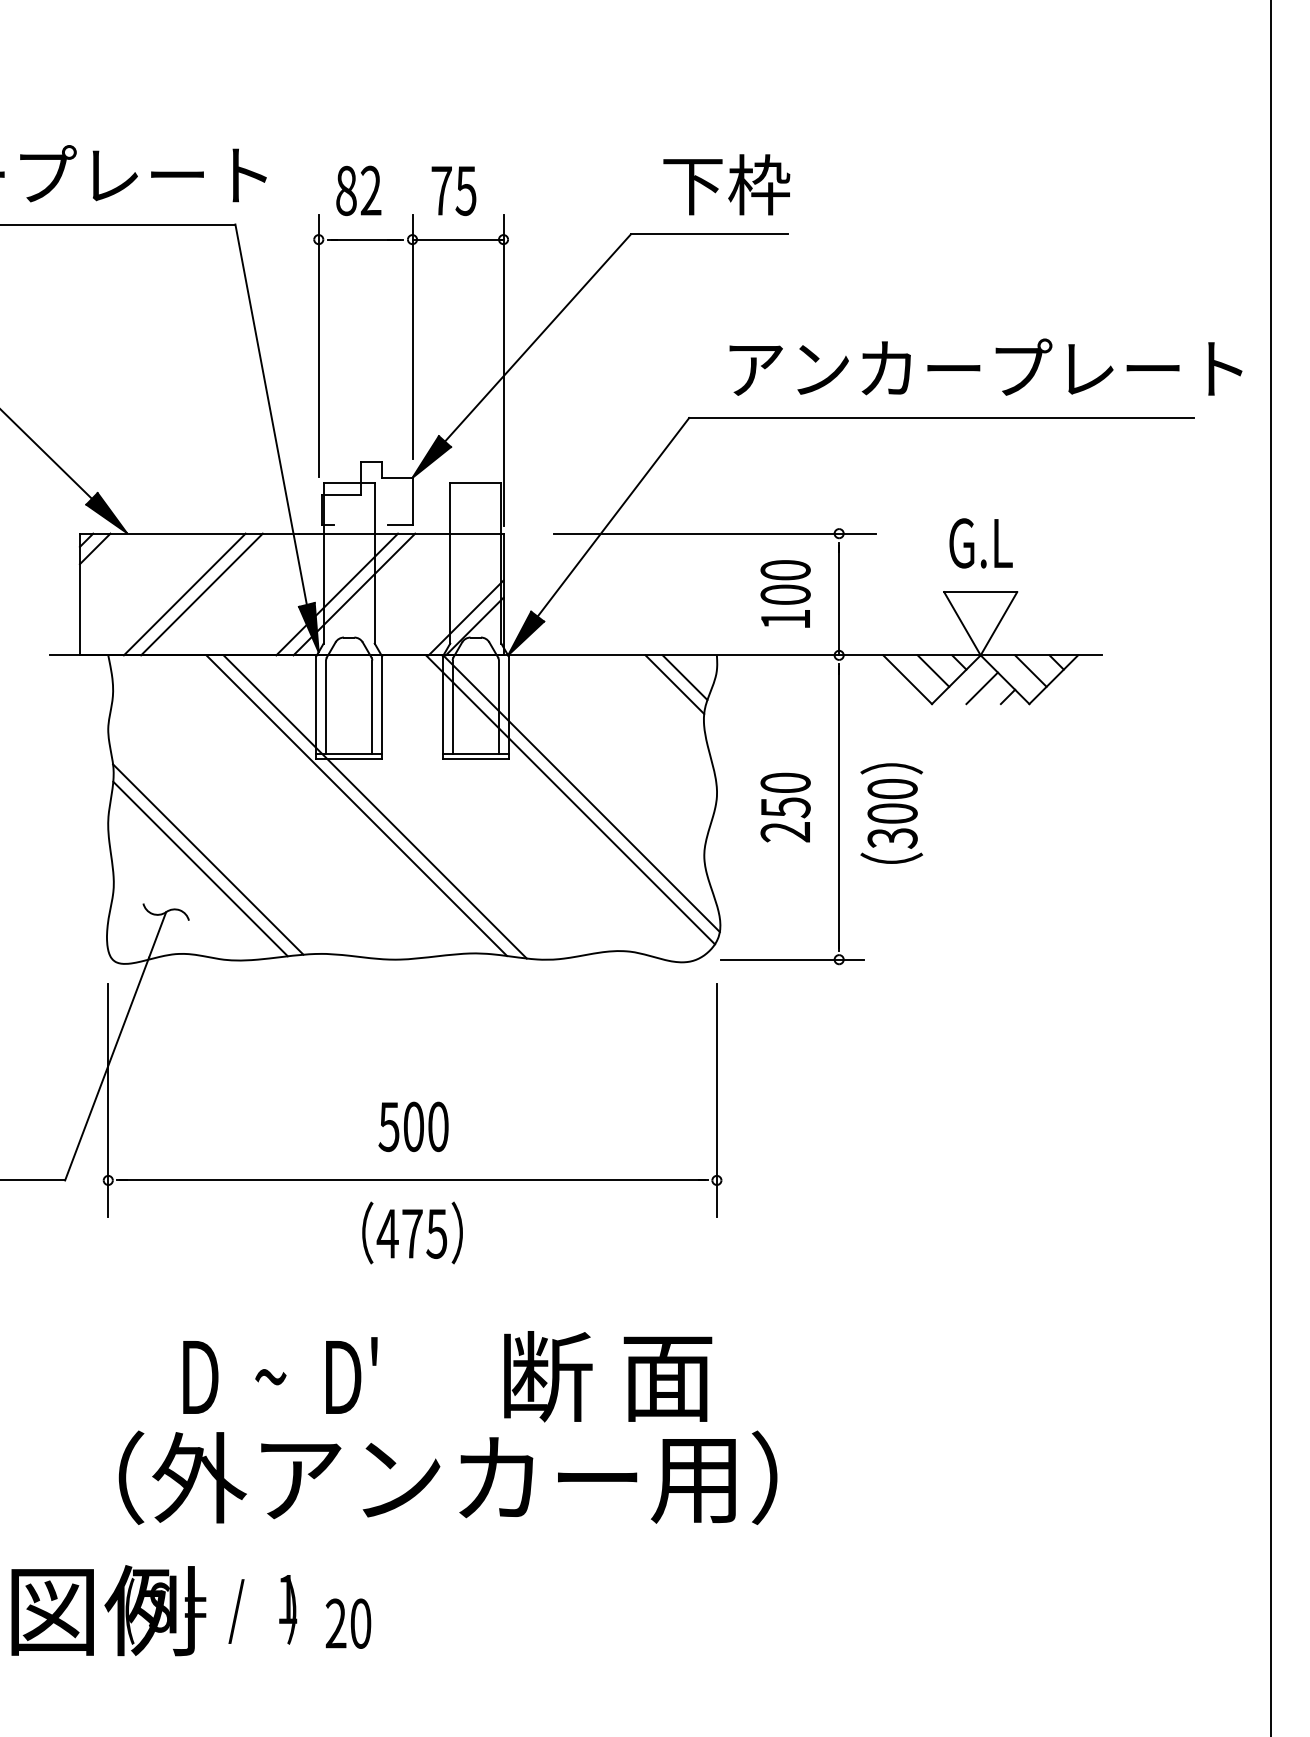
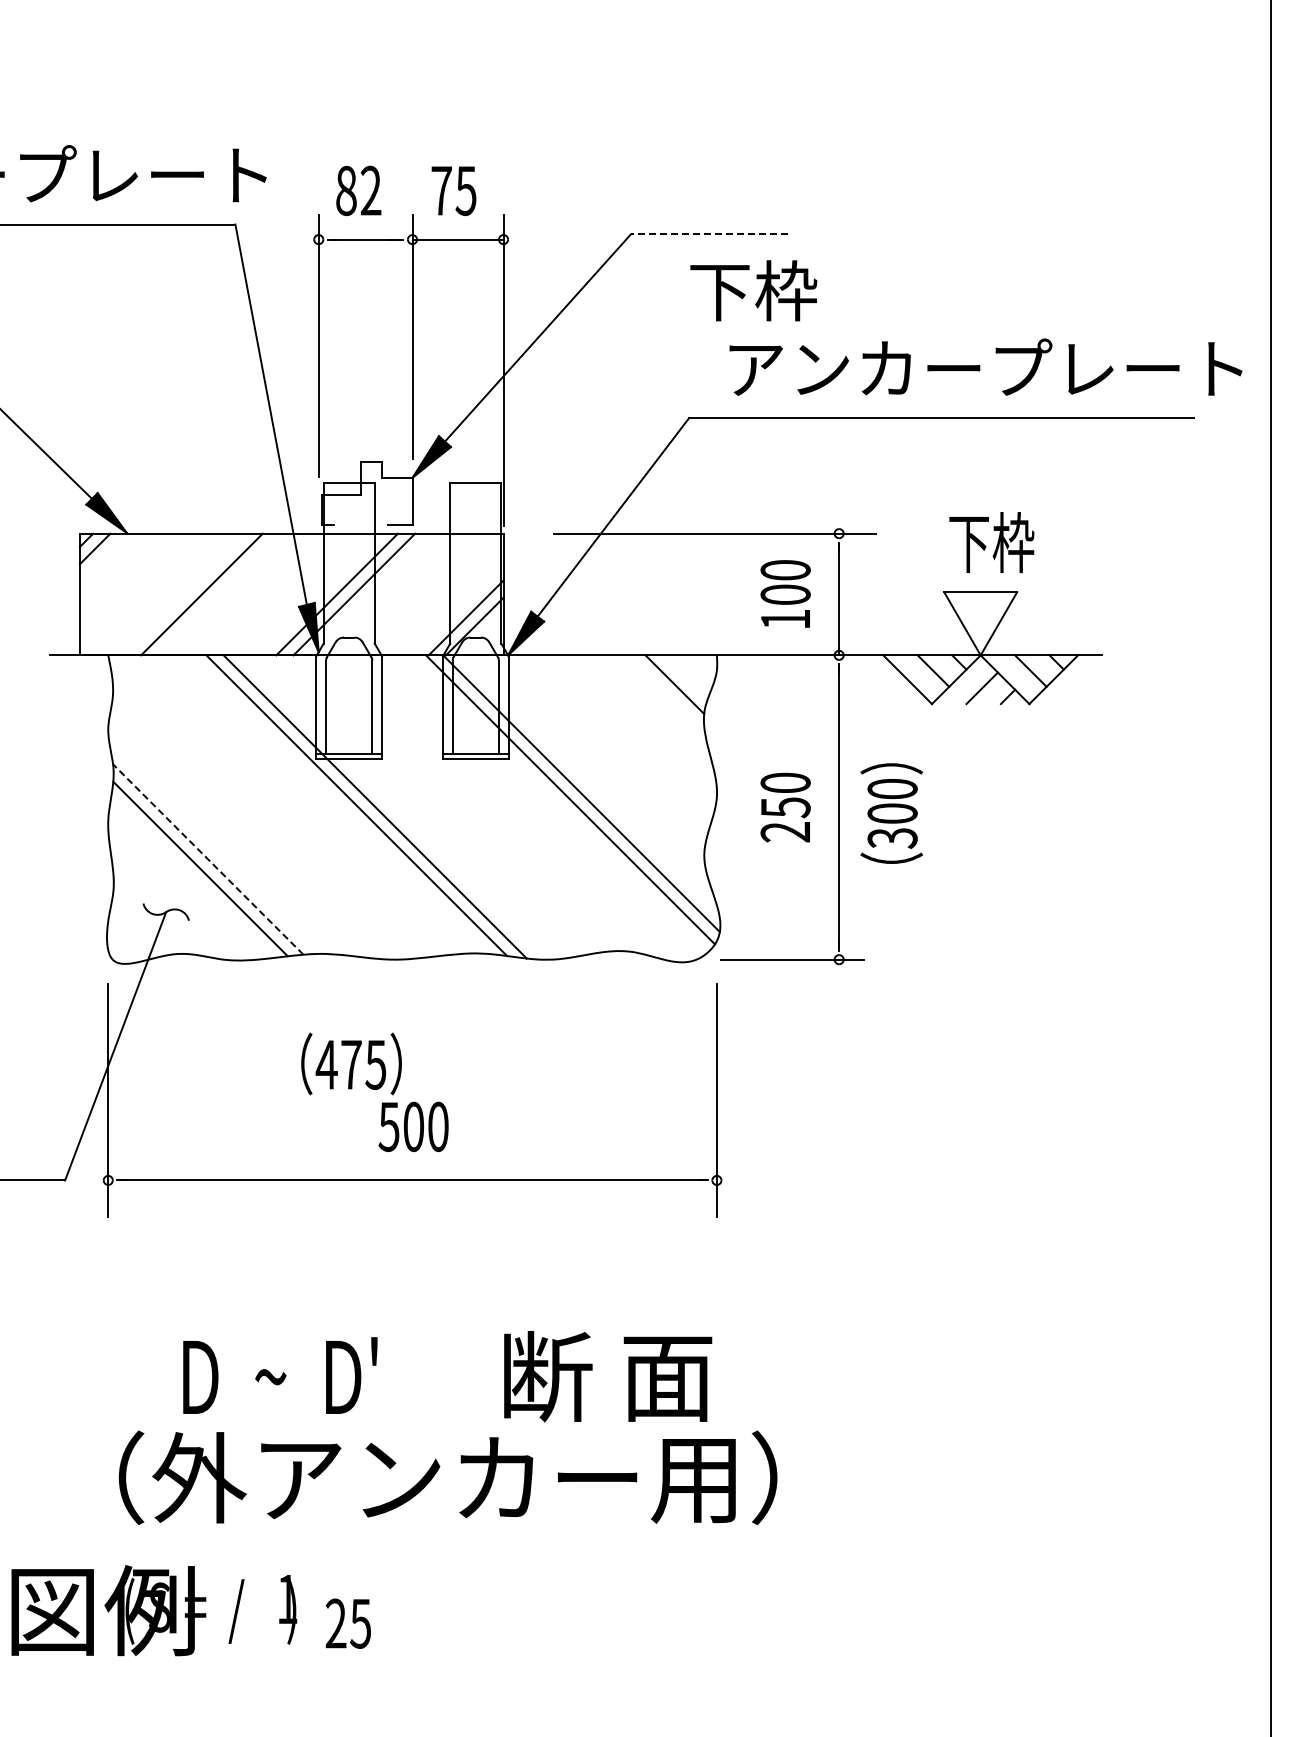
text position: (726, 184) -> (753, 290) (753, 290)
line: solid -> dashed (709, 234)
text: G.L -> 下枠 (991, 542)
line: present -> none (184, 594)
line: present -> none (684, 677)
line: solid -> dashed (208, 859)
text position: (412, 1232) -> (351, 1063) (351, 1063)
text: 20 -> 25 (360, 1623)
